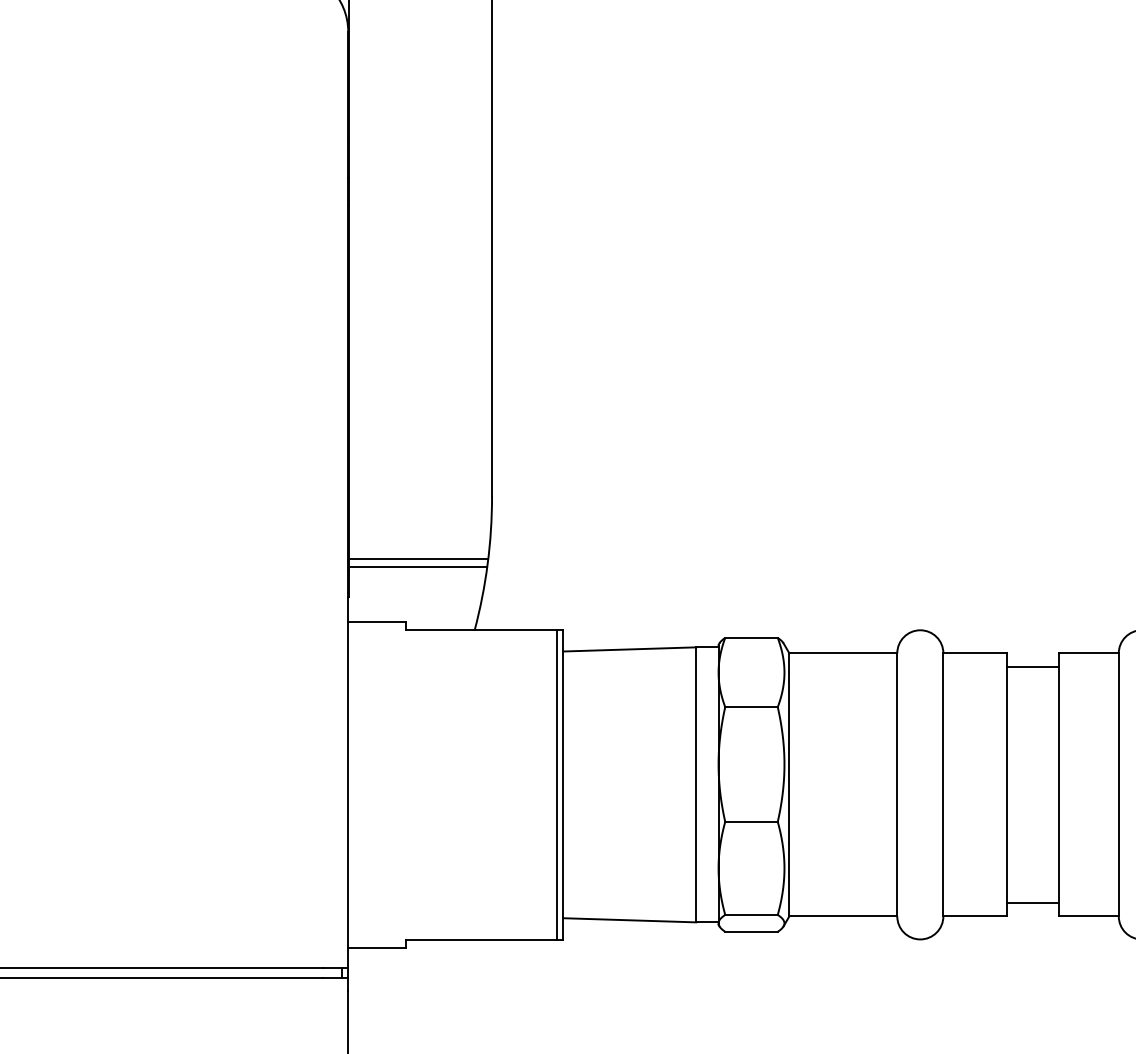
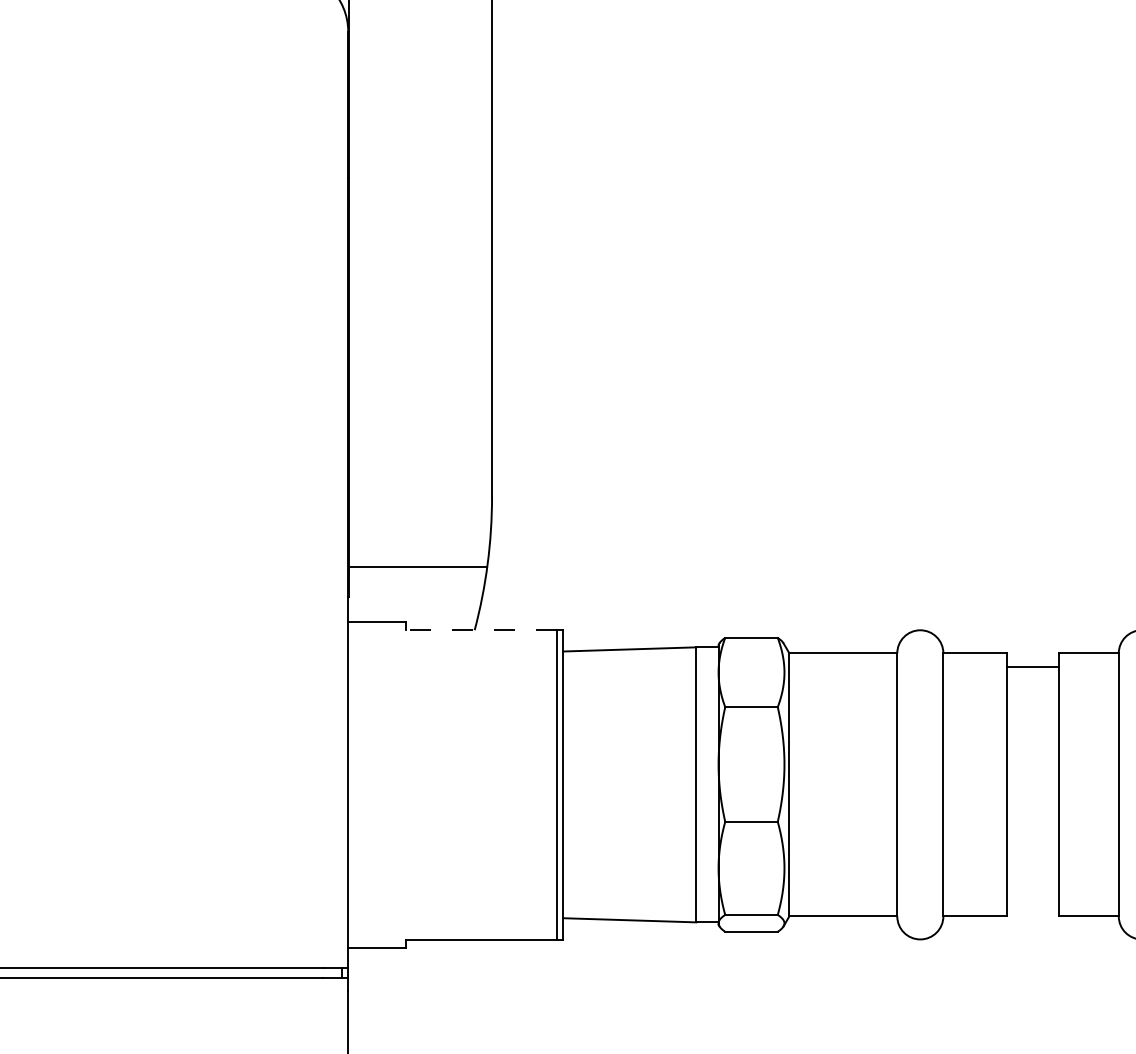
line: present -> none (418, 558)
line: solid -> dashed (481, 630)
line: present -> none (1032, 902)
